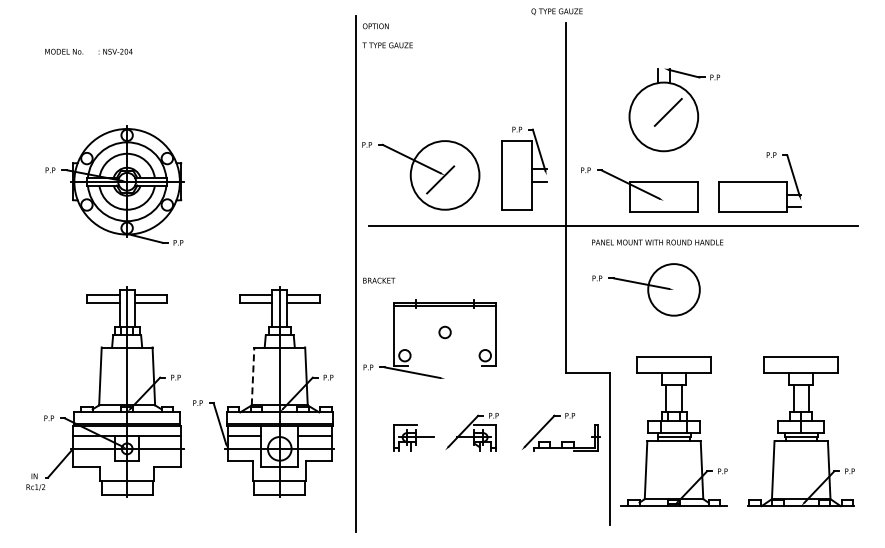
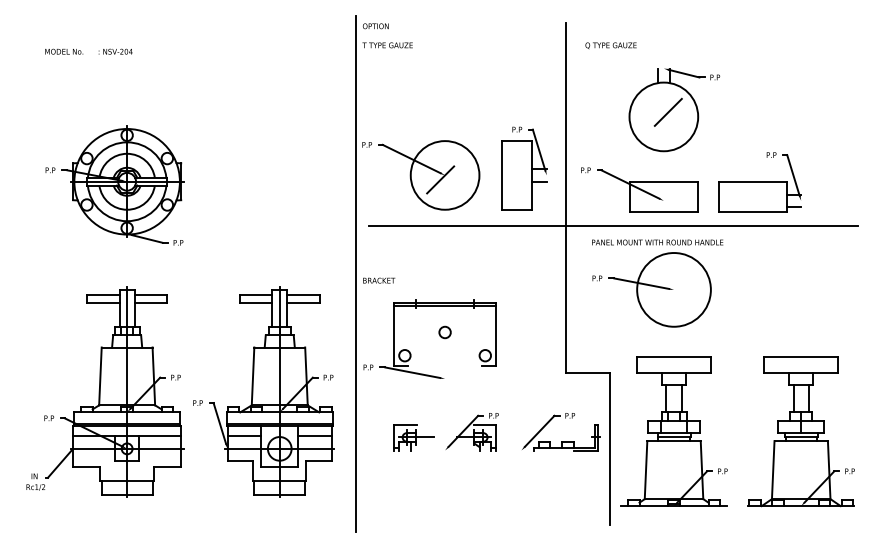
text position: (556, 11) -> (610, 45) (610, 45)
circle diameter: 52 px -> 74 px (673, 289)
line: dashed -> solid (253, 376)
